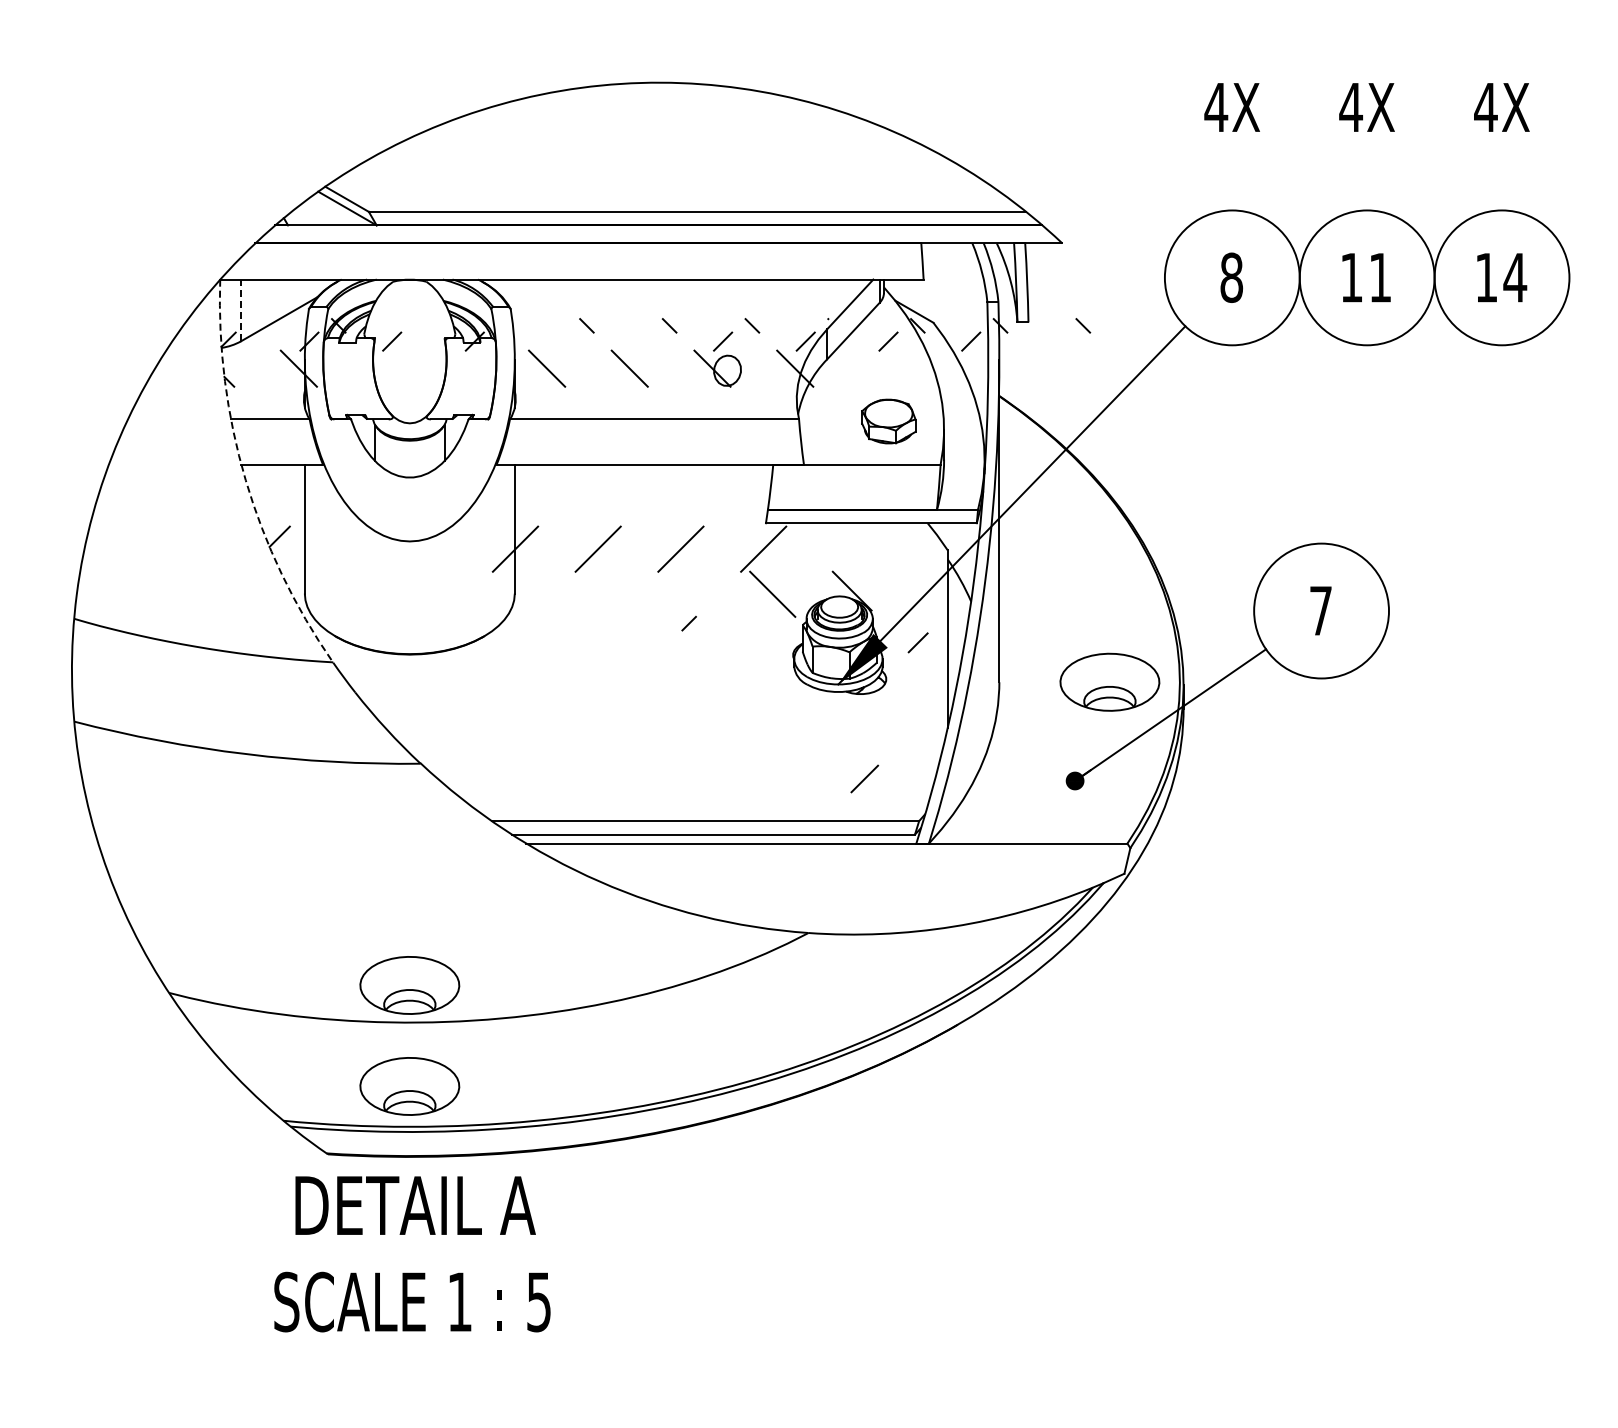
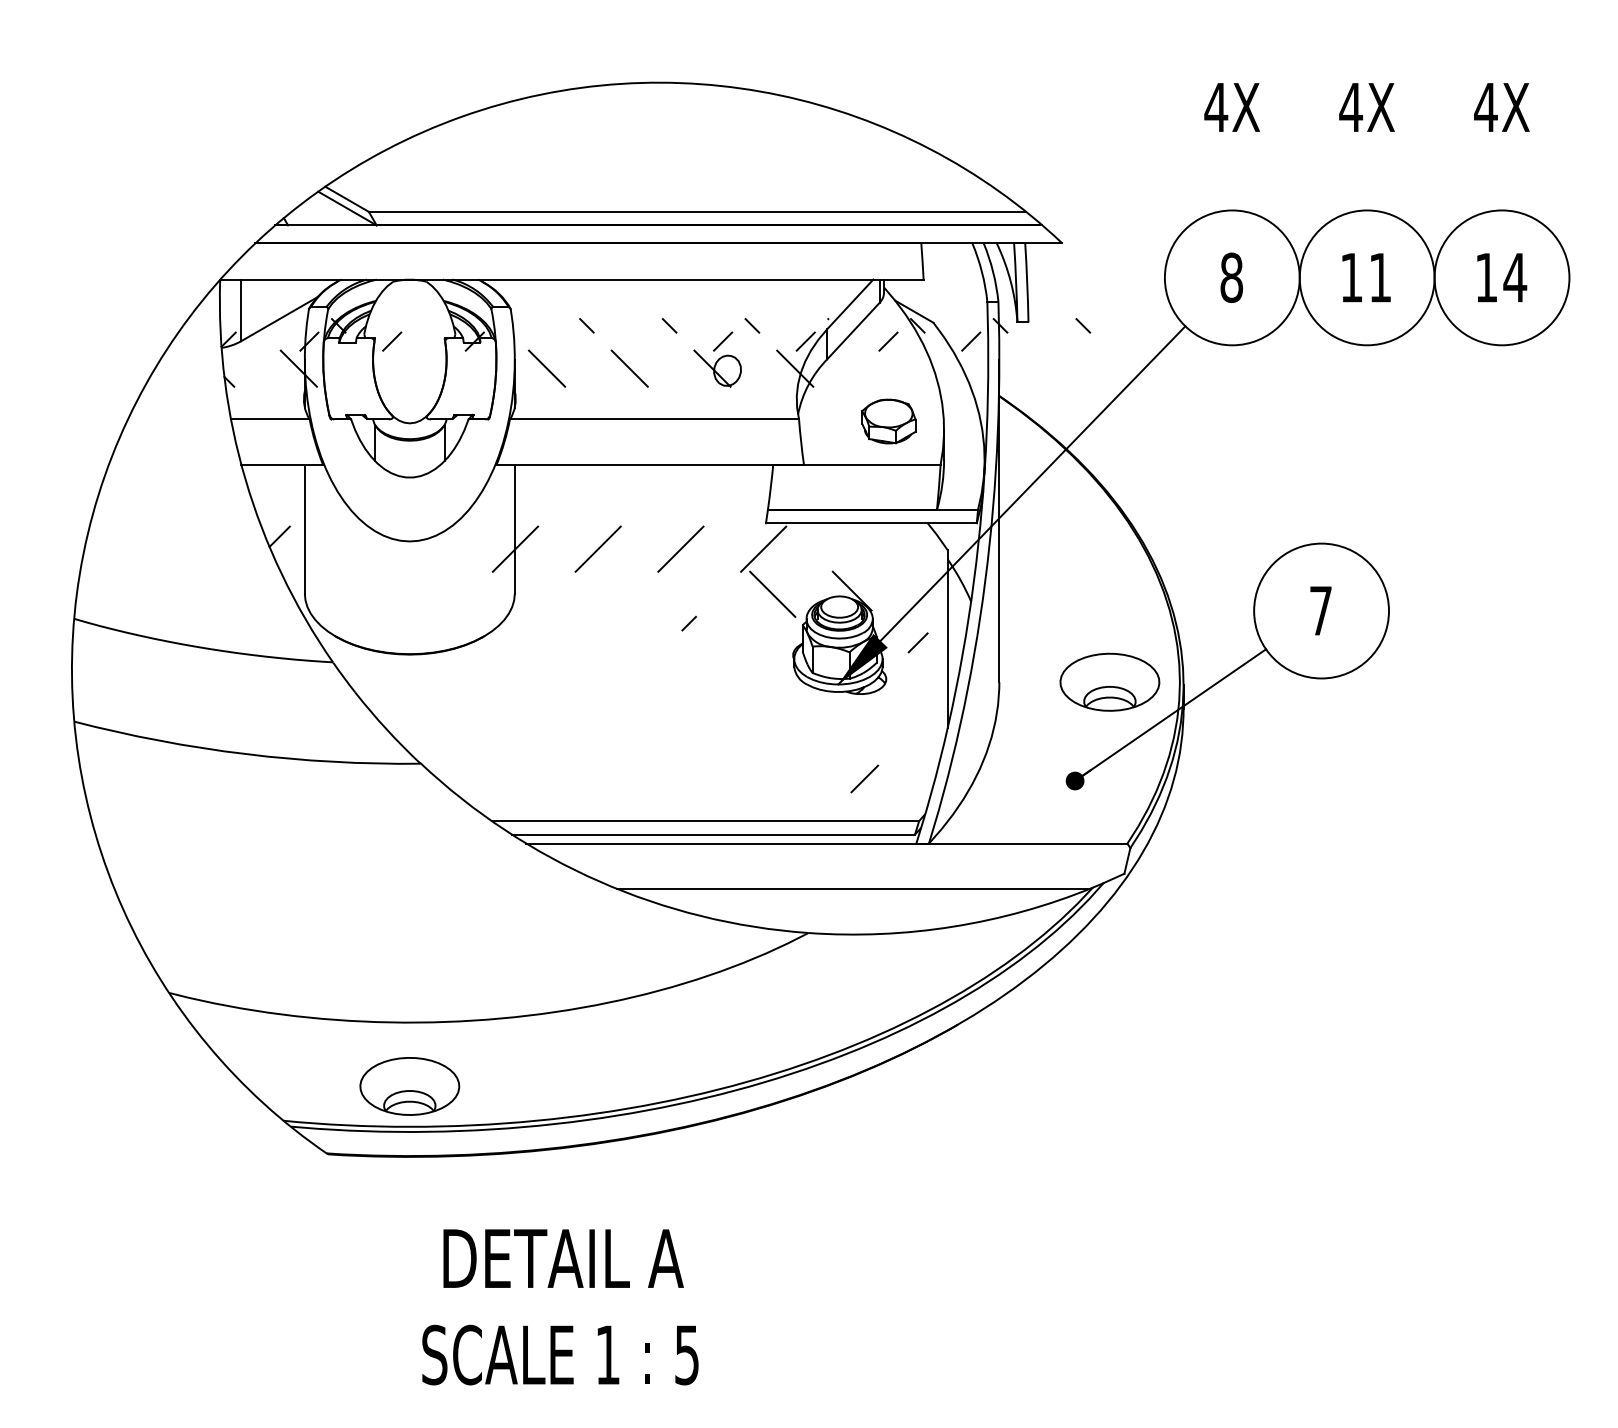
line: dashed -> solid (240, 310)
arc: dashed -> solid (245, 480)
line: none -> present (853, 888)
part: present -> none (409, 985)
text position: (412, 1254) -> (560, 1307) (560, 1307)
